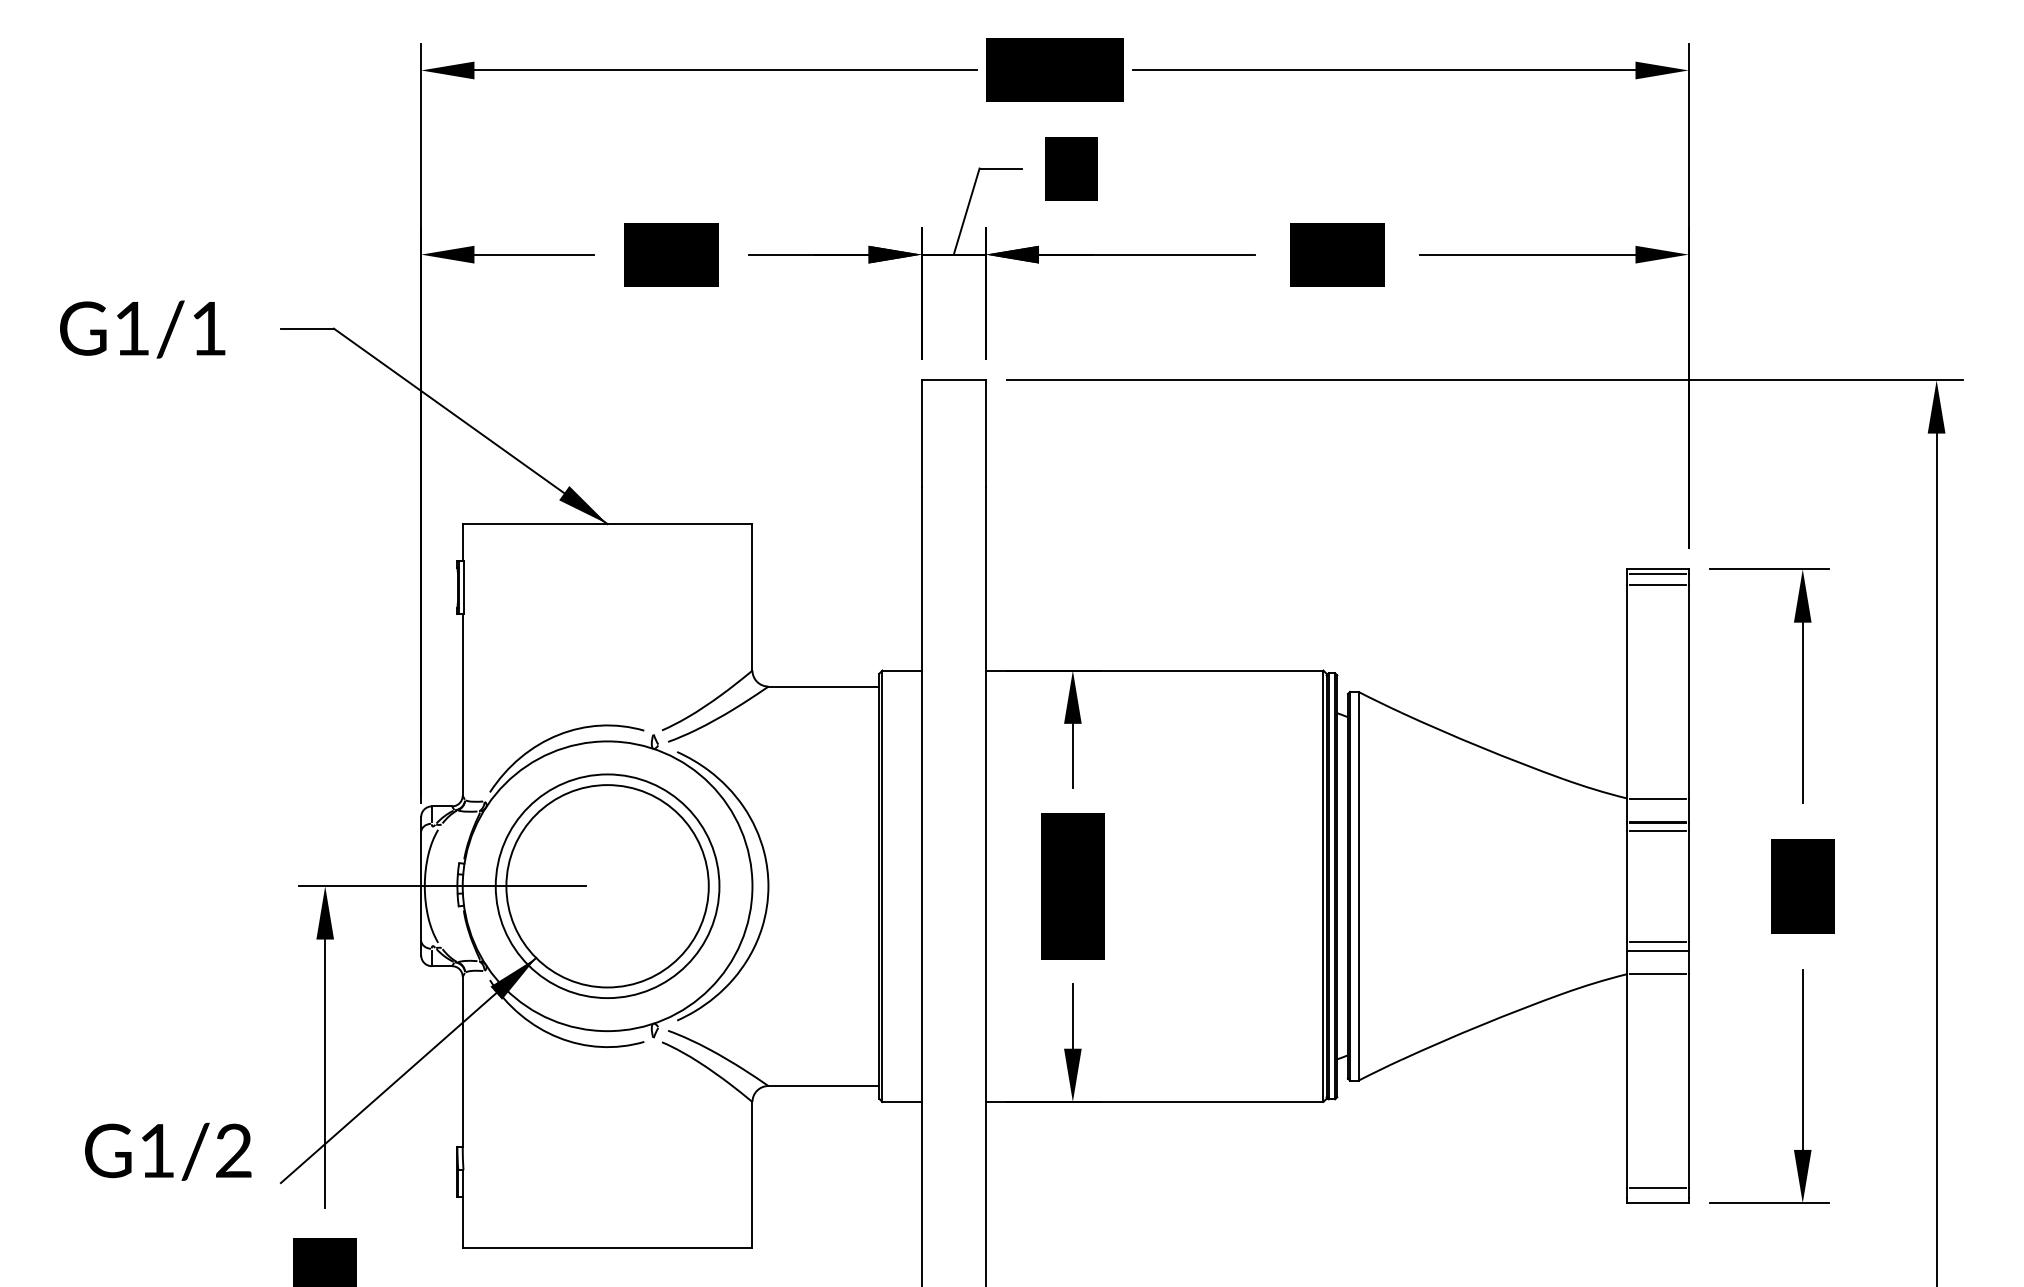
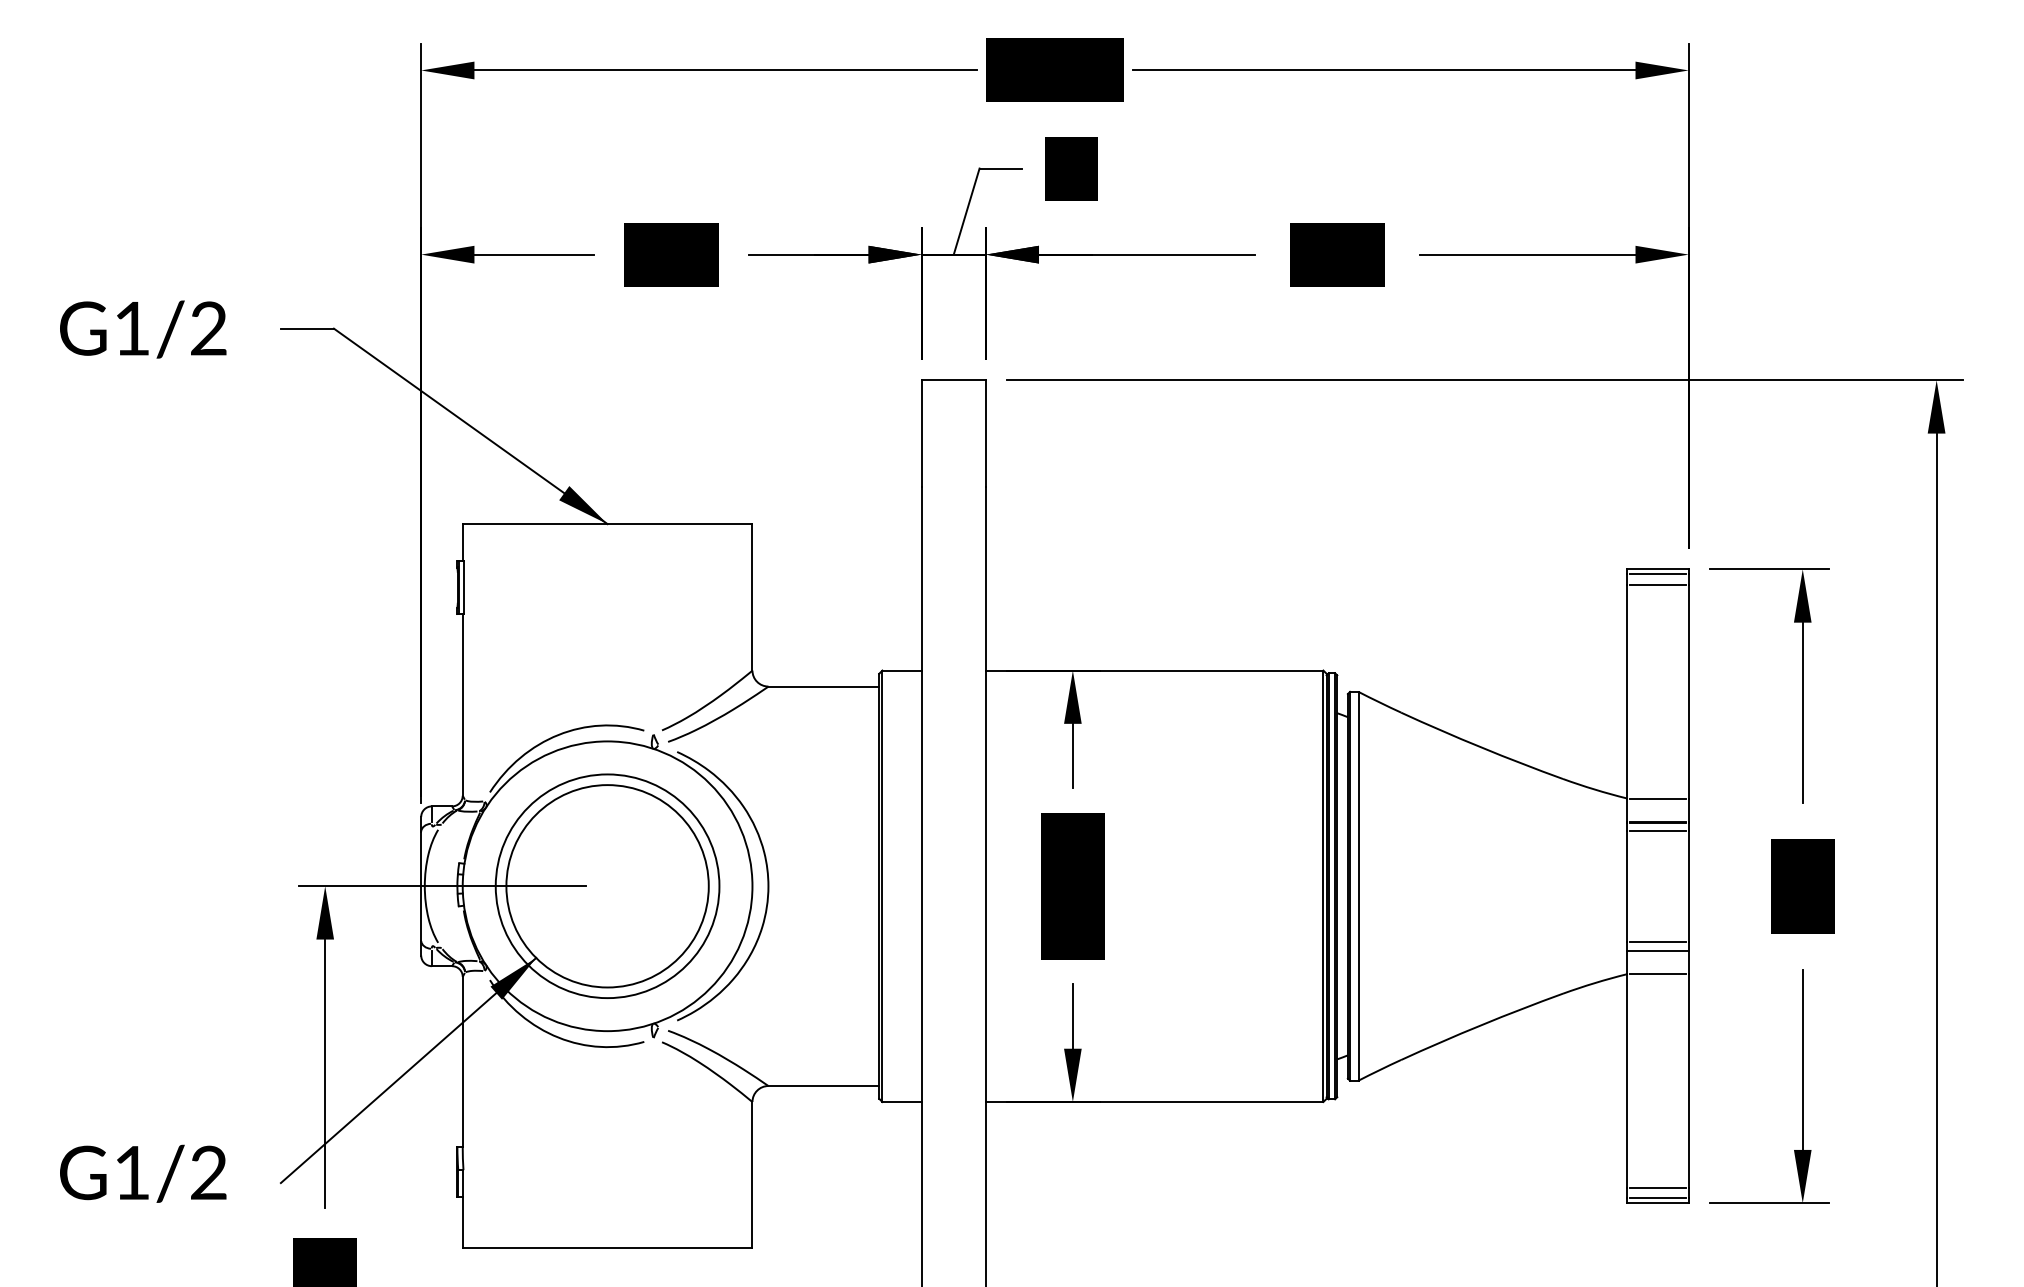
text: G1/1 -> G1/2 (208, 328)
text position: (168, 1151) -> (143, 1173) (143, 1173)
line: none -> present (1657, 1198)
